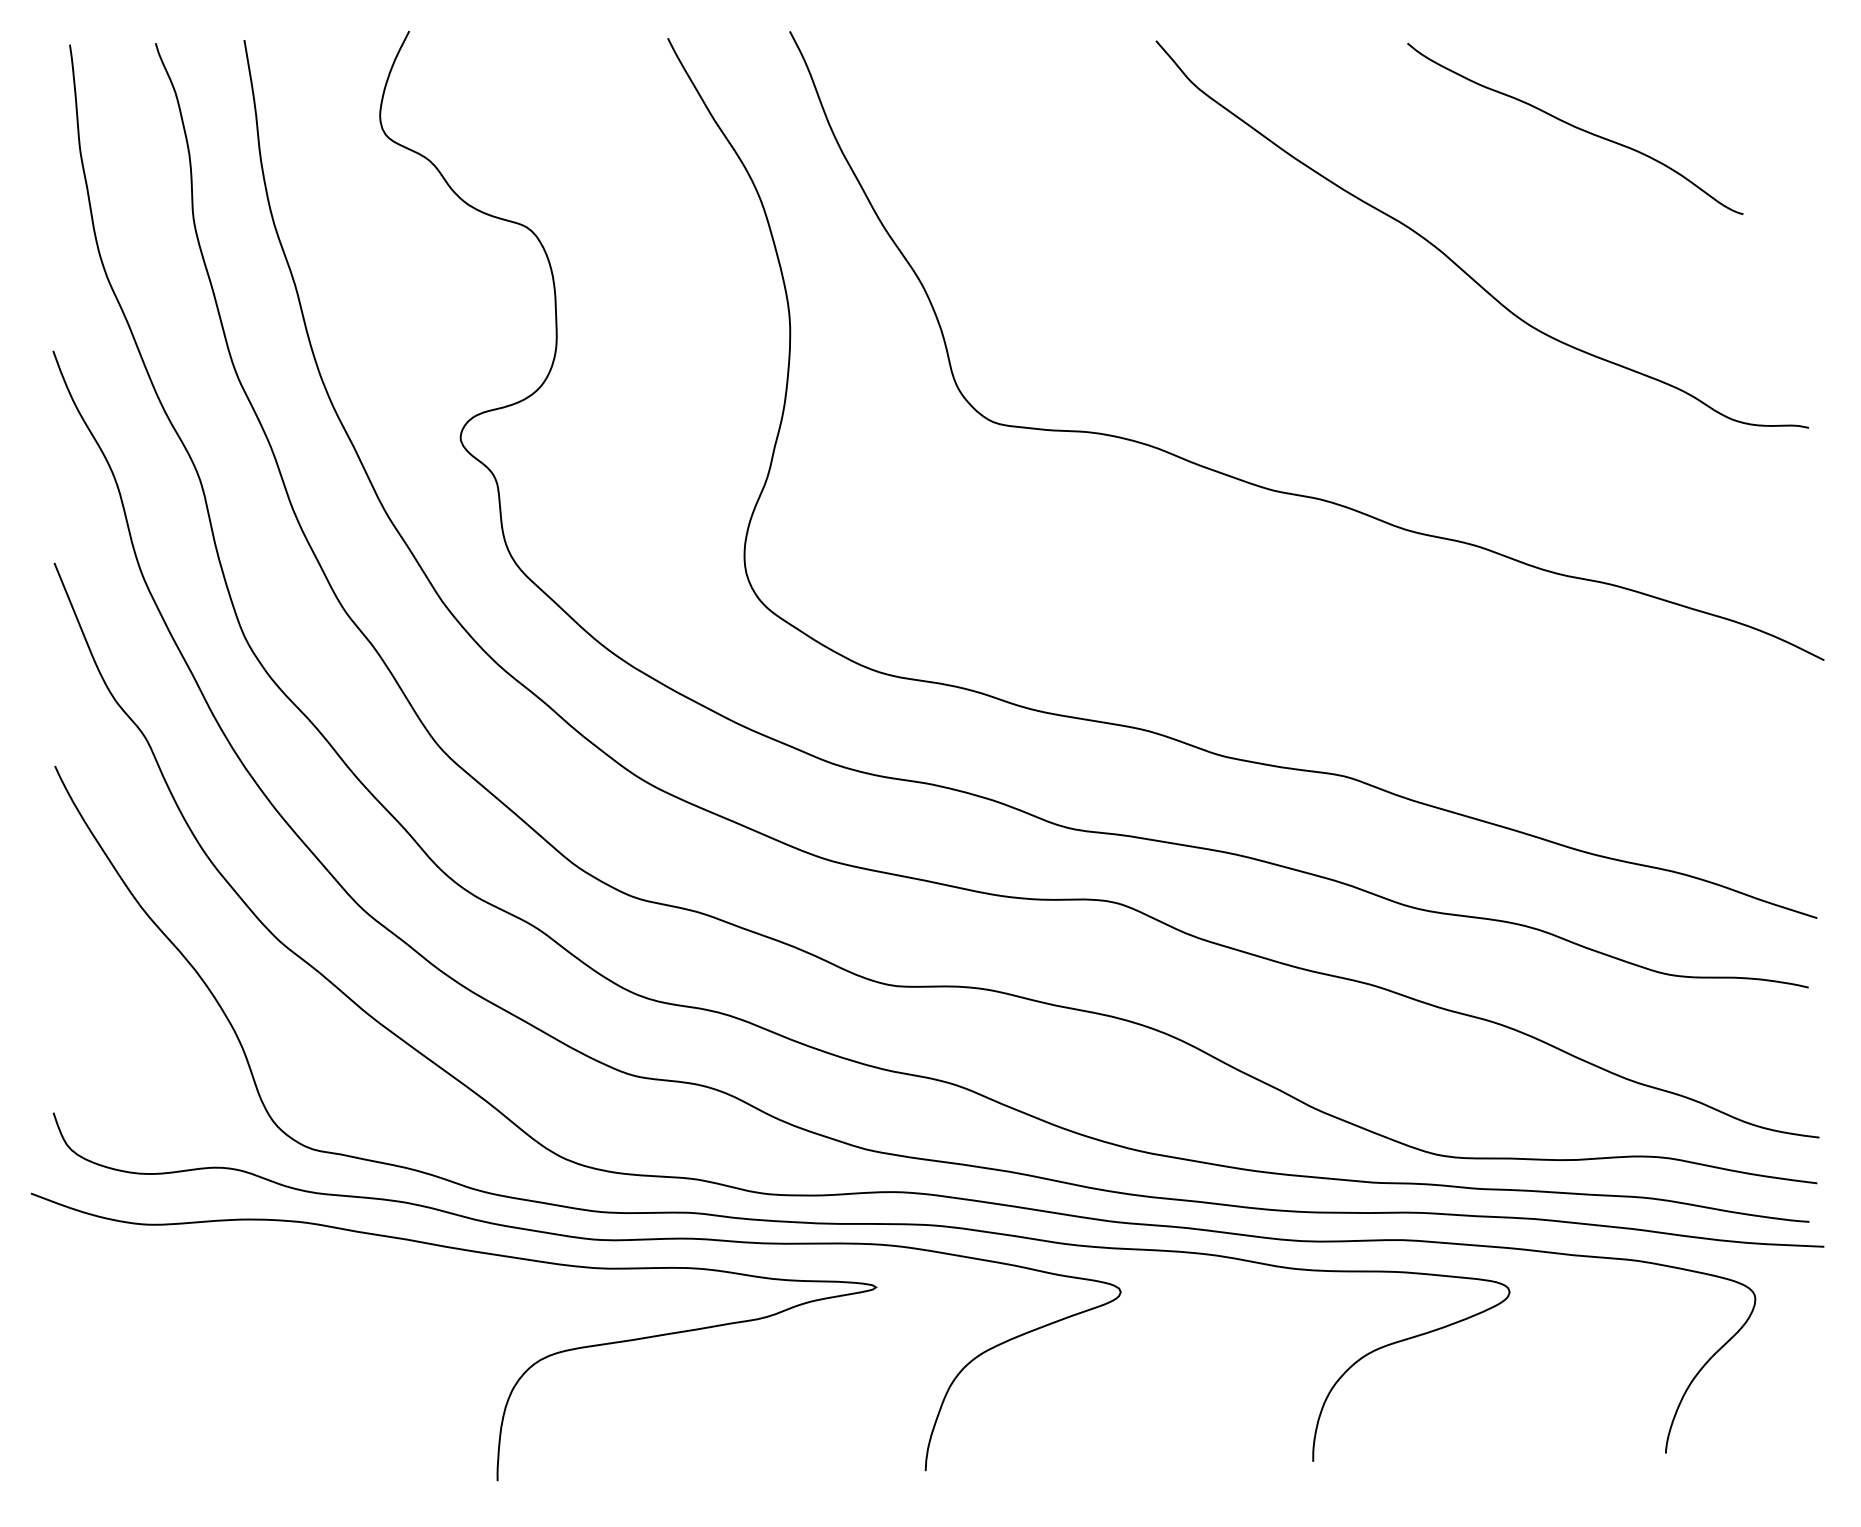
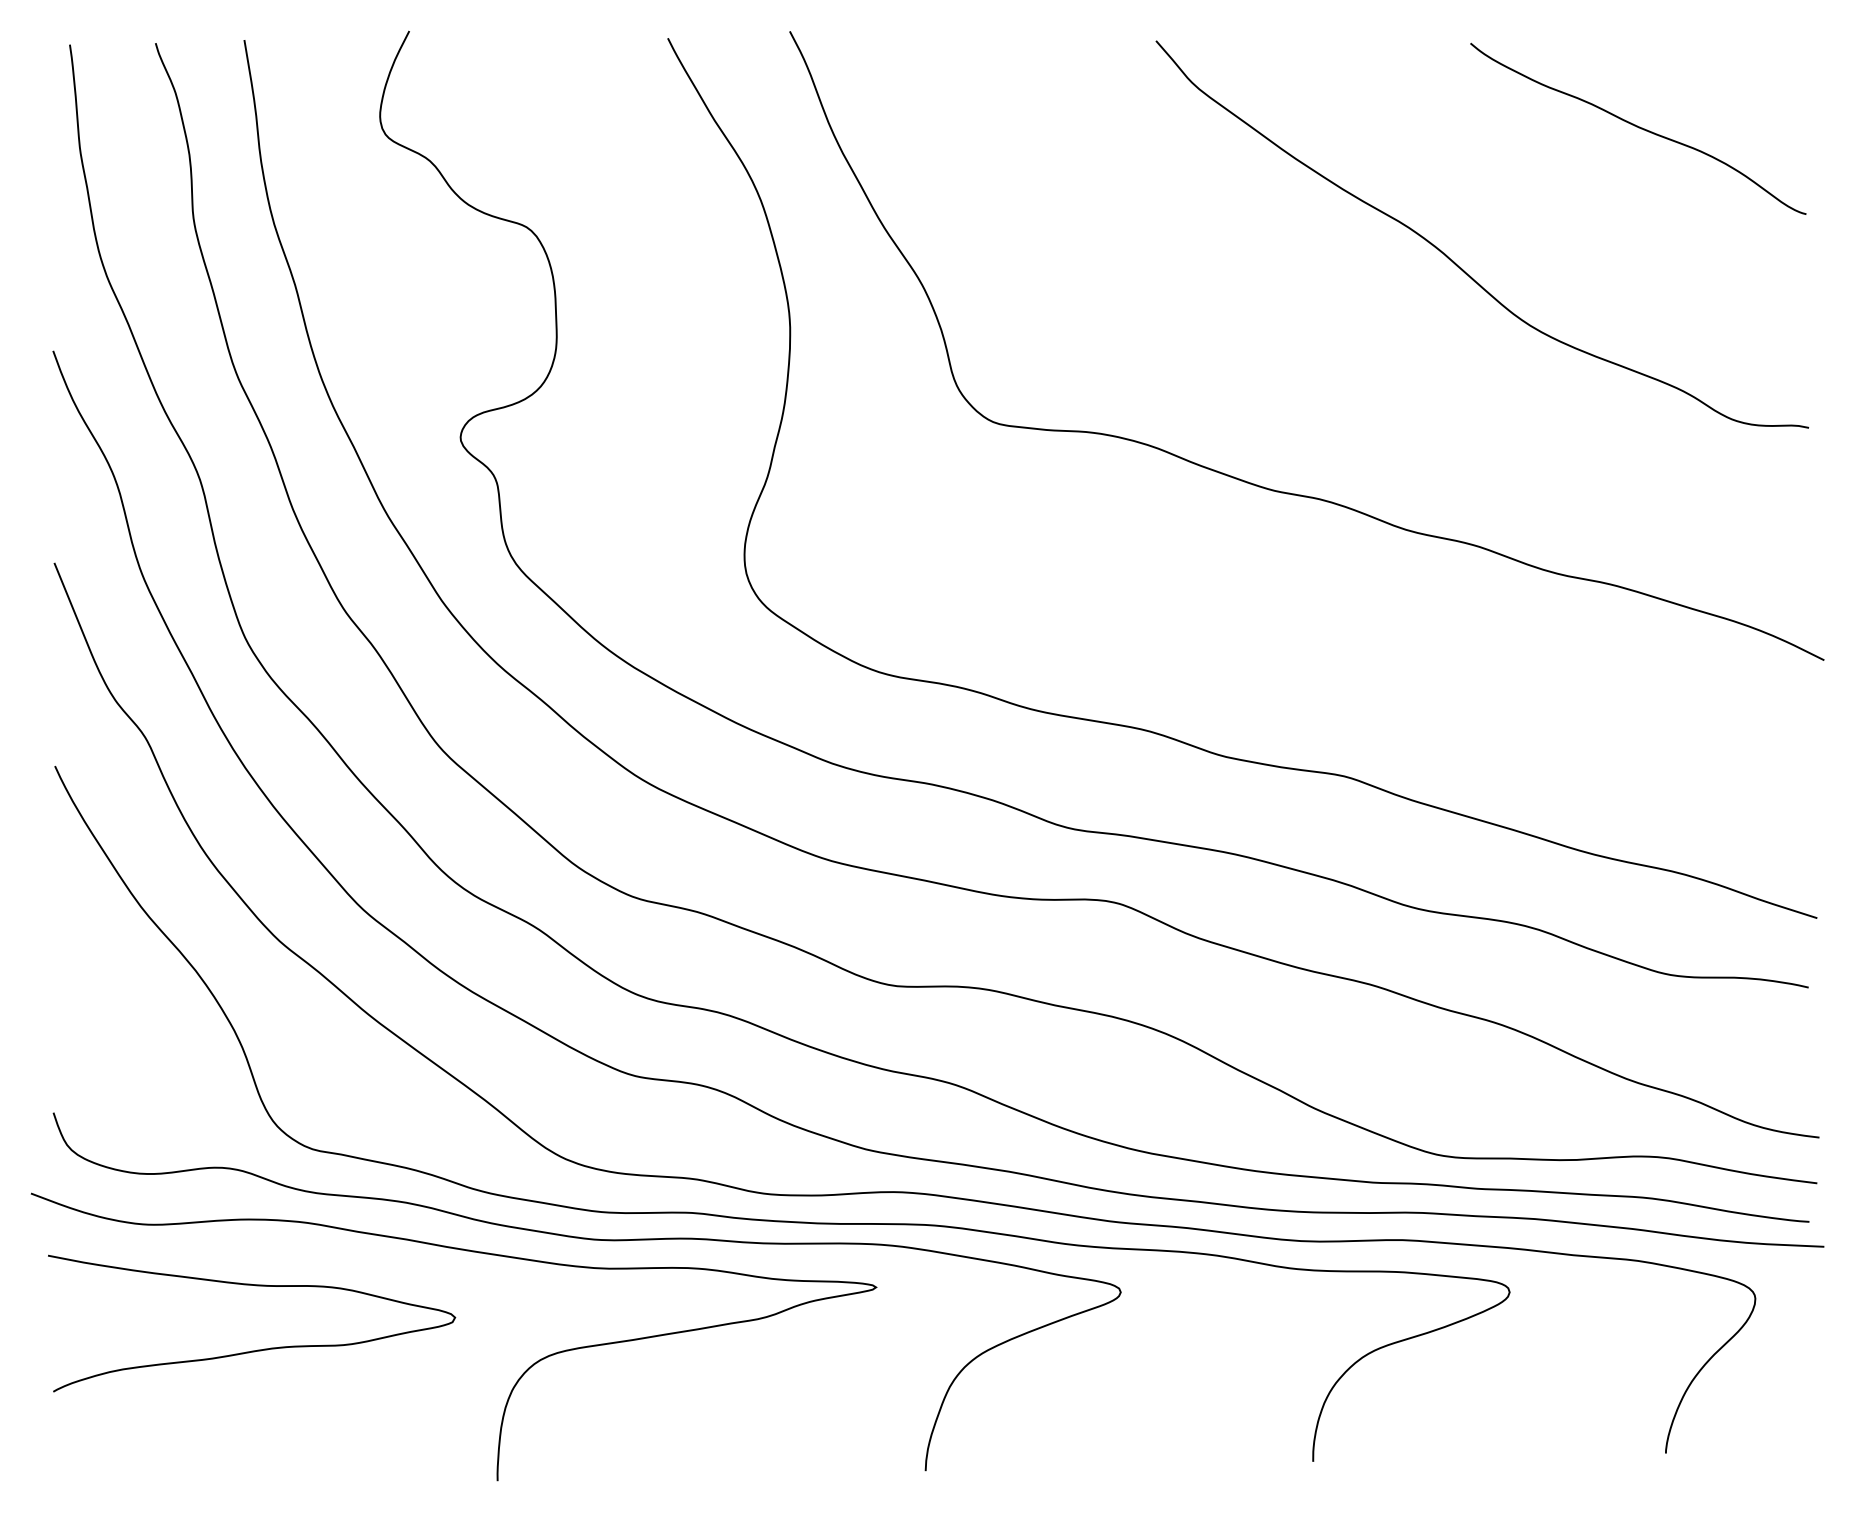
curve position: (1575, 128) -> (1638, 128) (1638, 128)
curve: none -> present (257, 1349)
